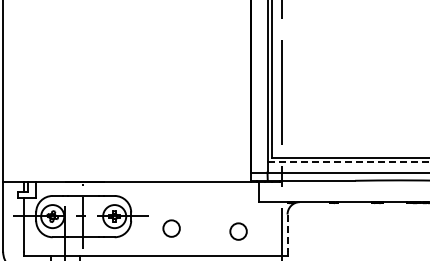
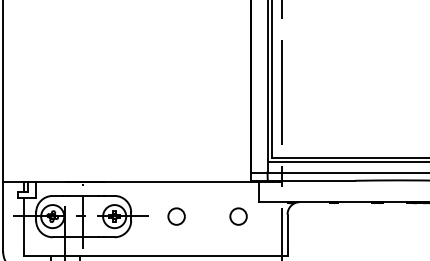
line: dashed -> solid (348, 162)
circle position: (171, 228) -> (176, 216) (176, 216)
circle position: (238, 231) -> (238, 216) (238, 216)
line: dashed -> solid (287, 233)
